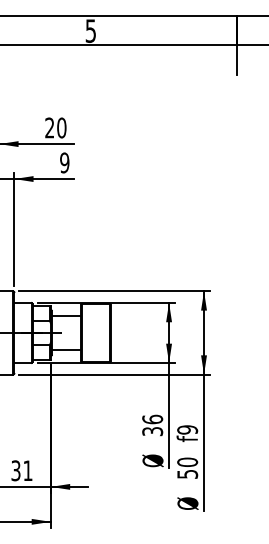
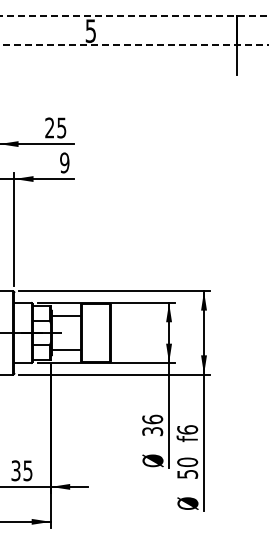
line: solid -> dashed (134, 16)
line: solid -> dashed (134, 45)
text: 20 -> 25 (61, 127)
text: f9 -> f6 (187, 429)
text: 31 -> 35 (27, 470)
